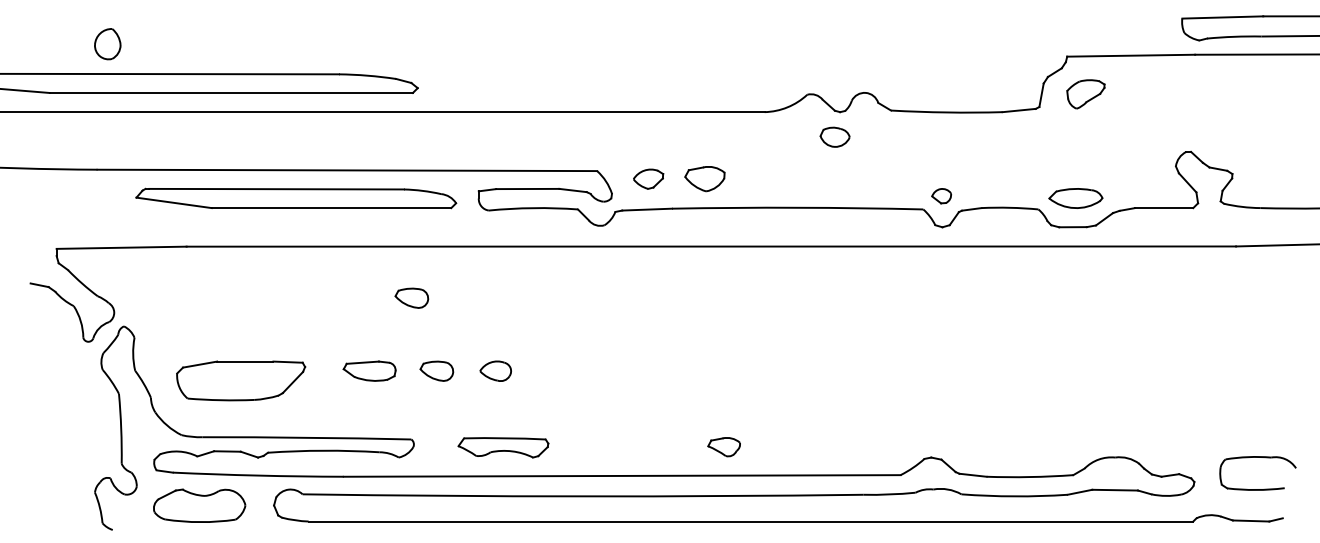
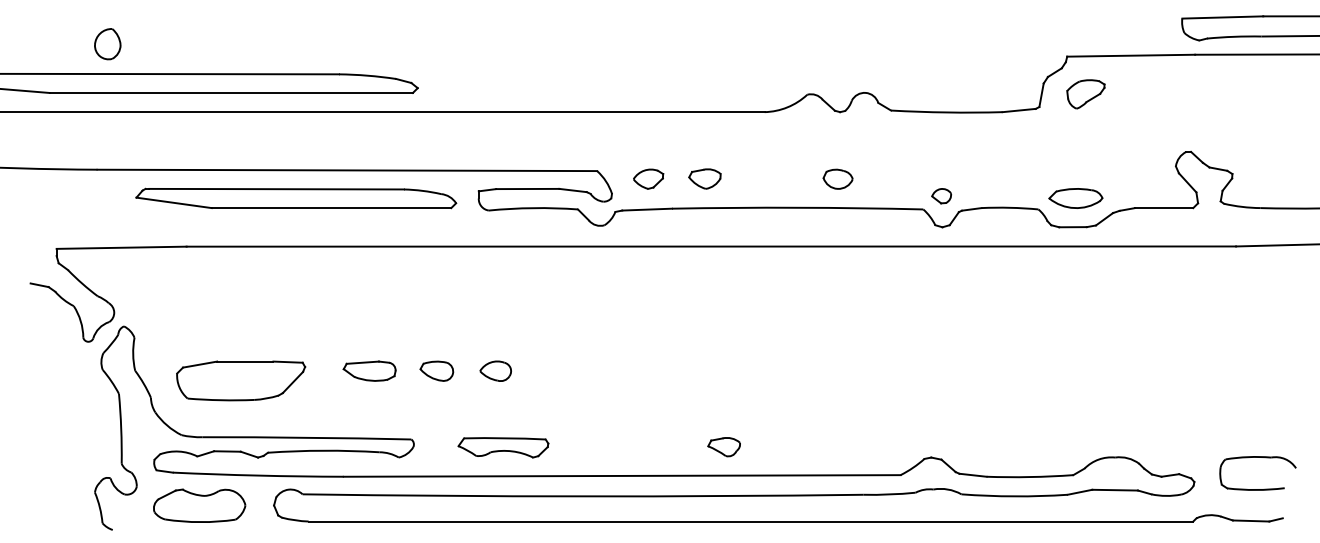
part position: (834, 136) -> (837, 178) (837, 178)
part size: 42x27 px -> 34x22 px (704, 178)
part: present -> none (411, 297)
